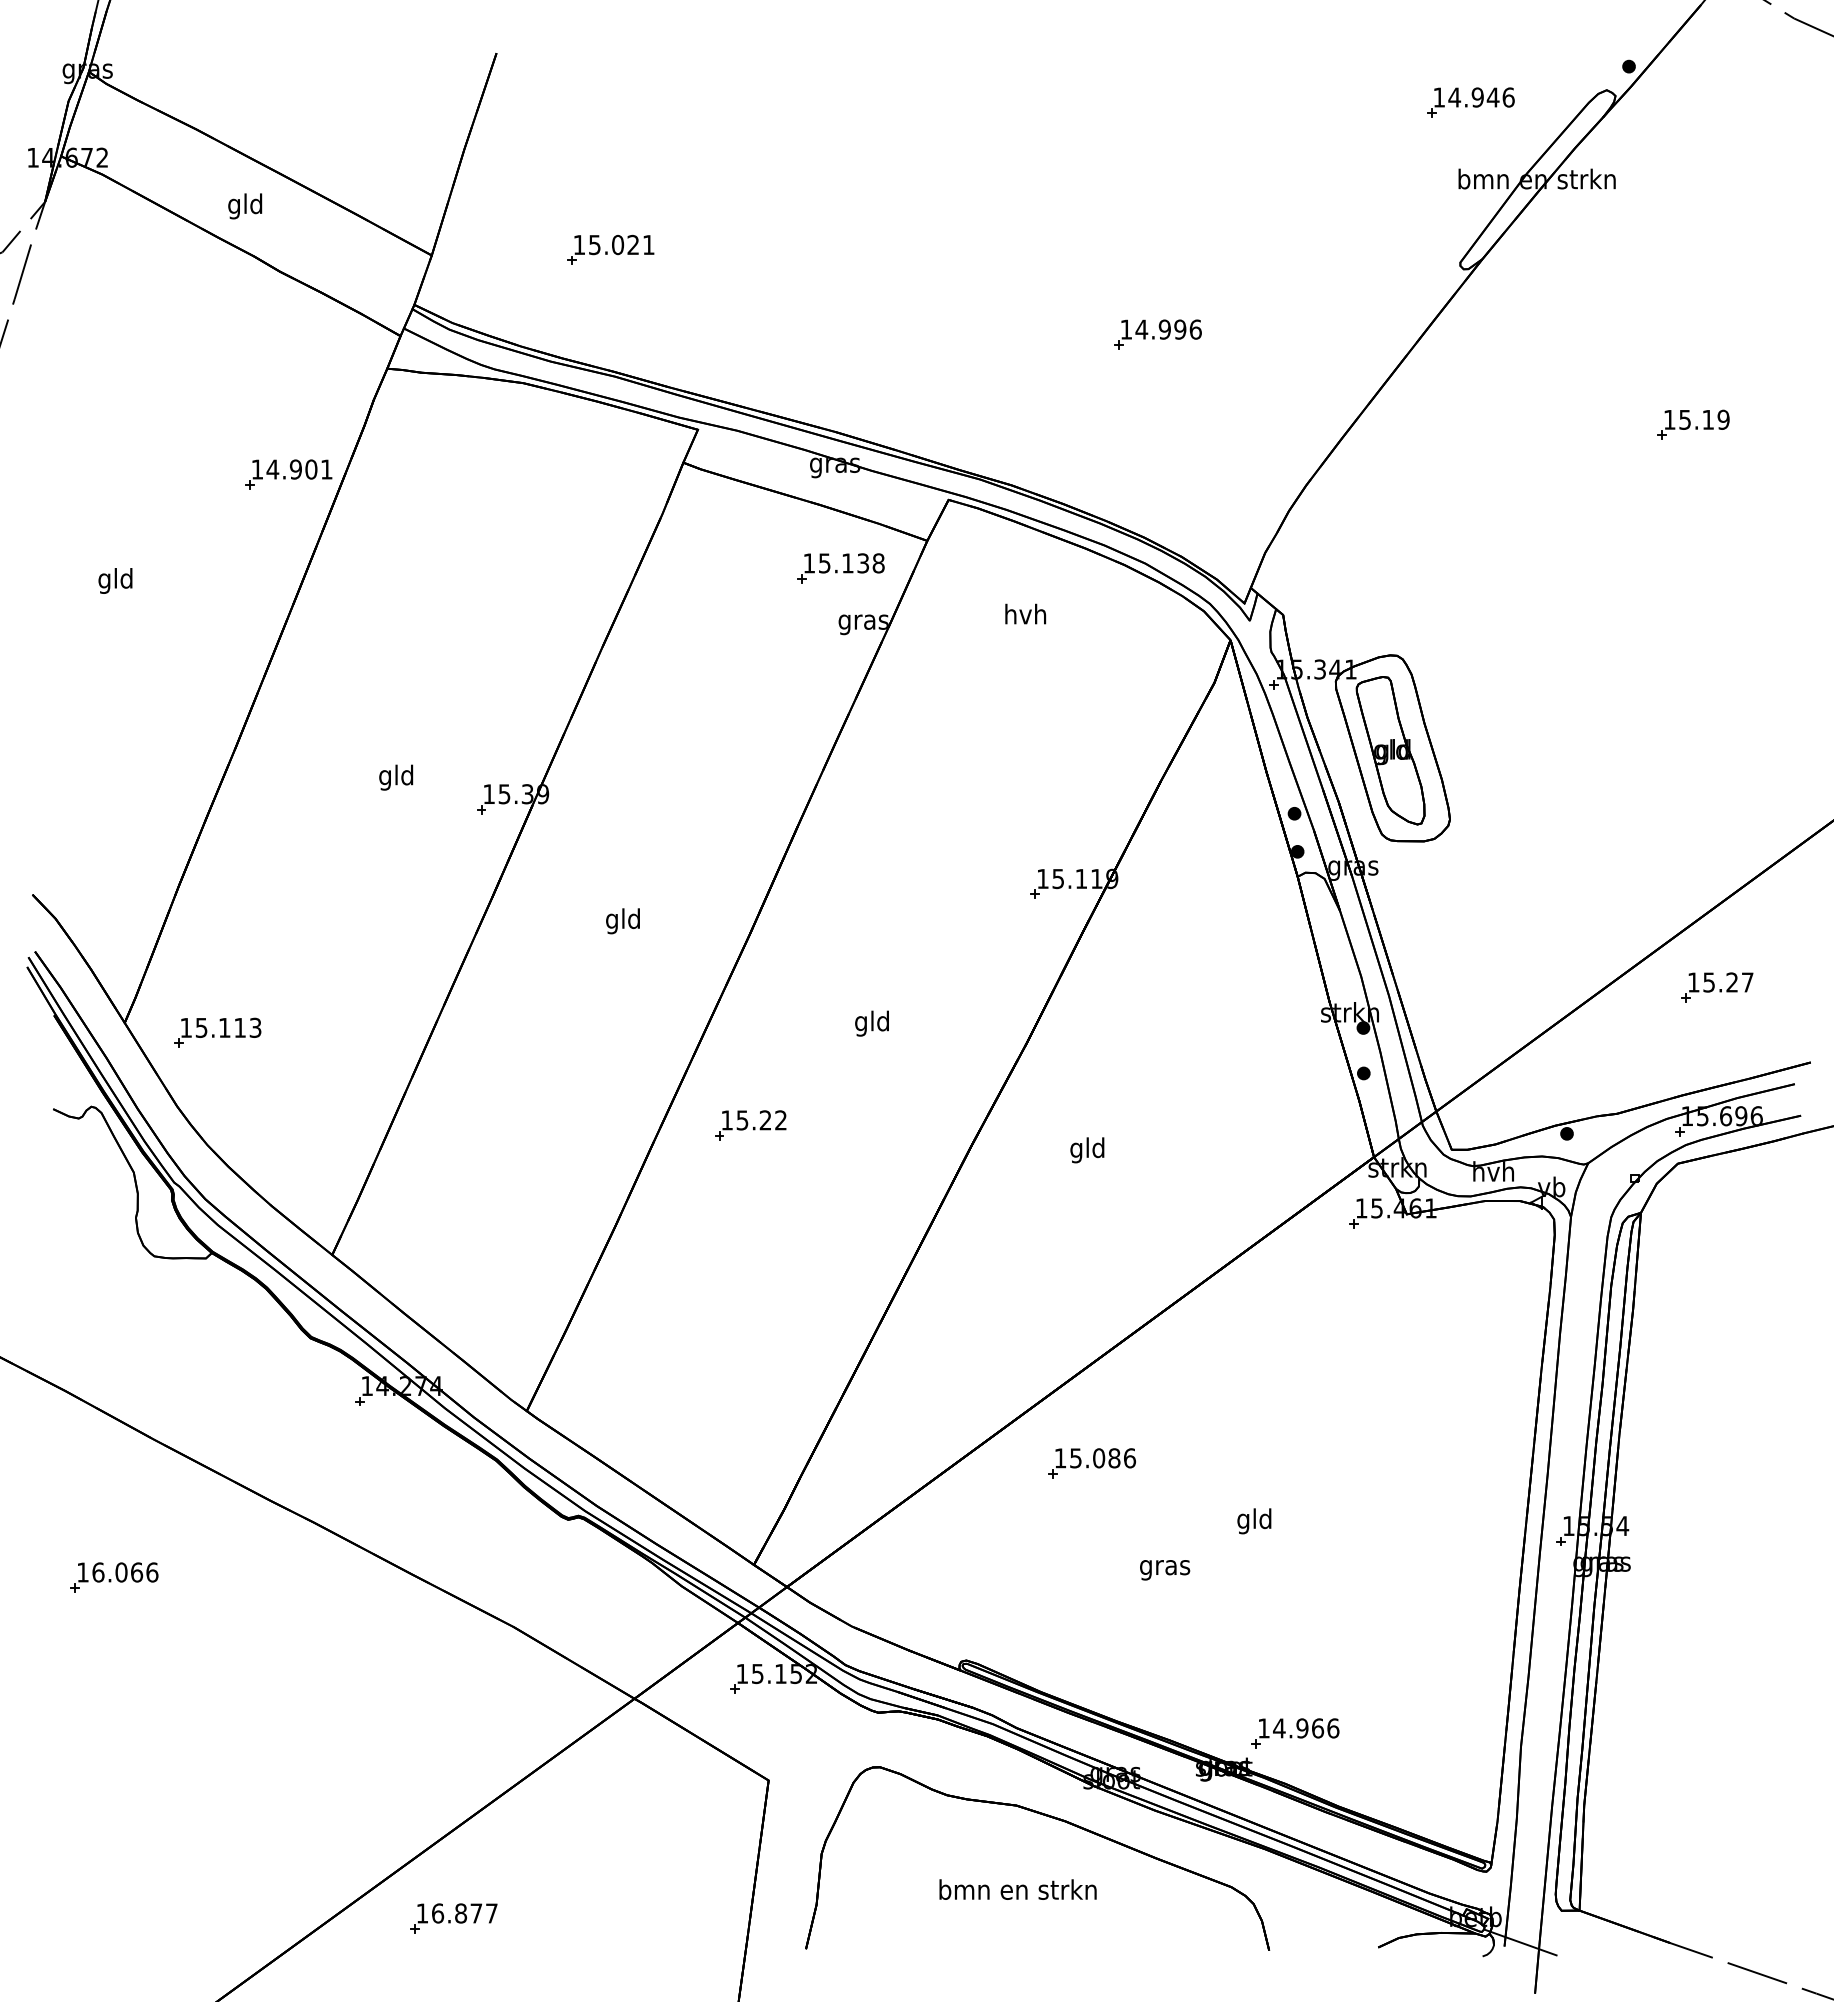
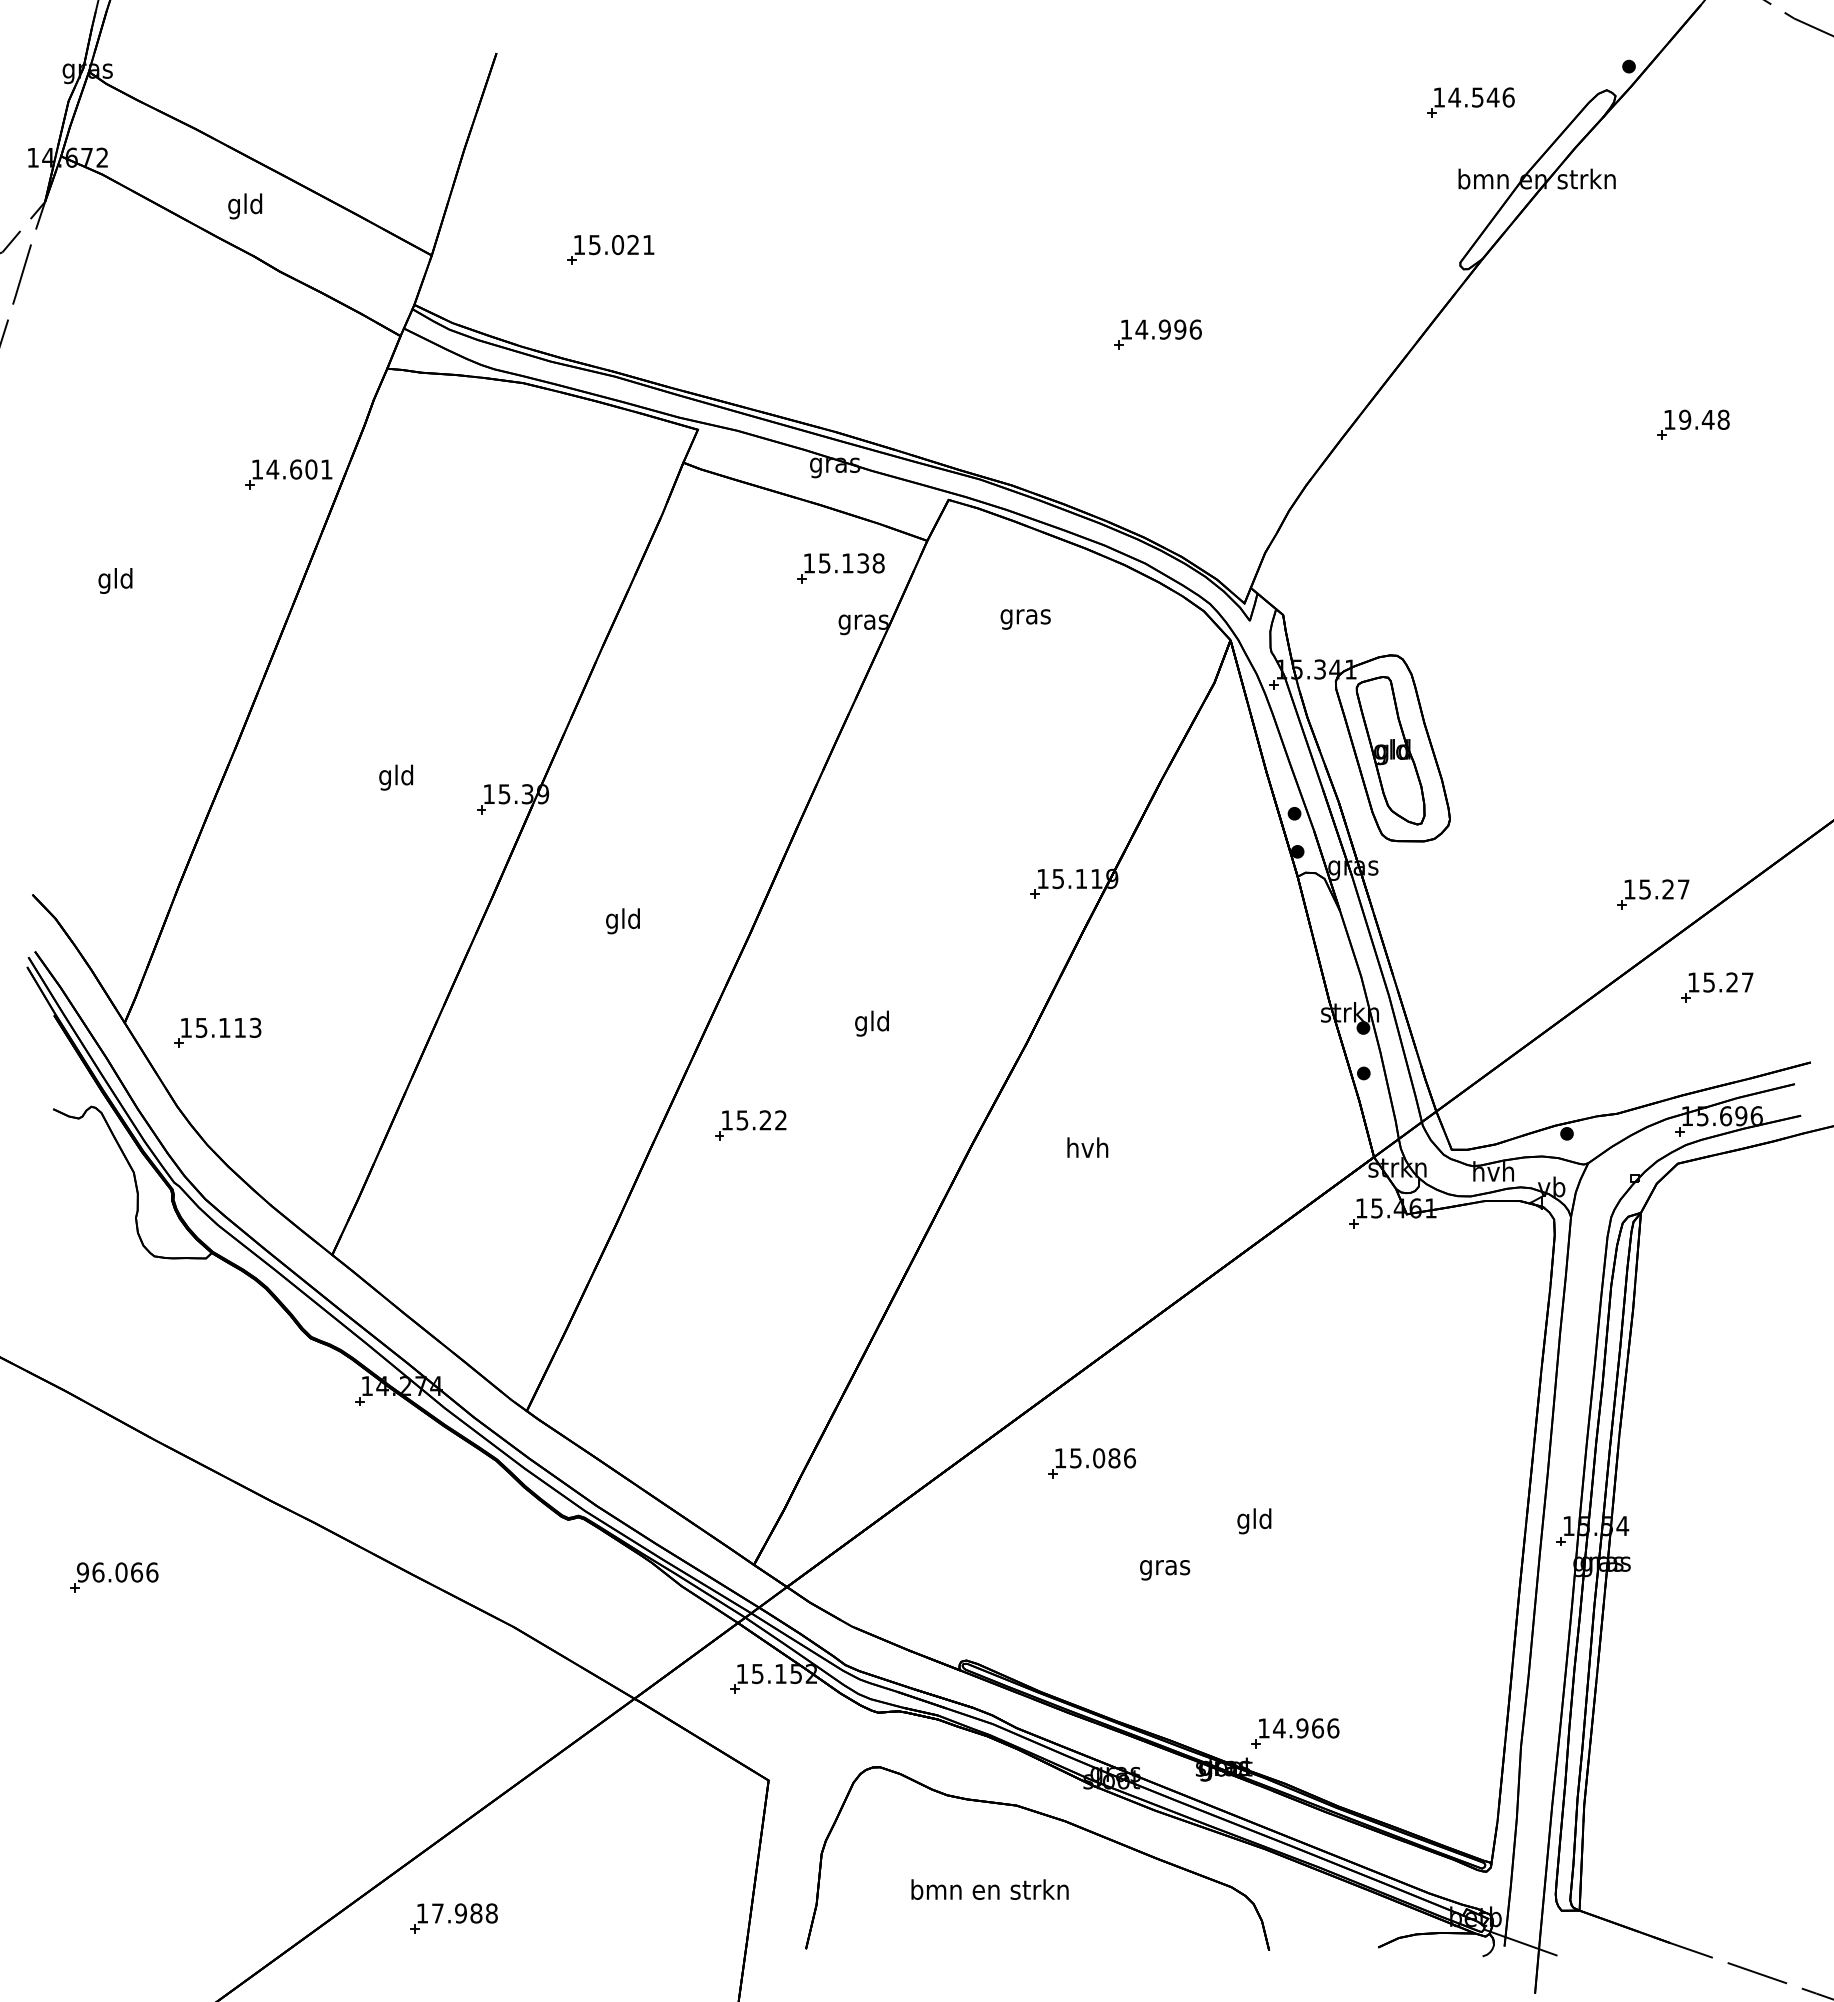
text: 14.946 -> 14.546 (1477, 97)
text: 15.19 -> 19.48 (1704, 419)
text: 14.901 -> 14.601 (295, 469)
text: hvh -> gras (1025, 616)
part: none -> present (1653, 894)
text: gld -> hvh (1087, 1150)
text: 16.066 -> 96.066 (82, 1572)
text position: (1017, 1889) -> (989, 1889) (989, 1889)
text: 16.877 -> 17.988 (464, 1913)
